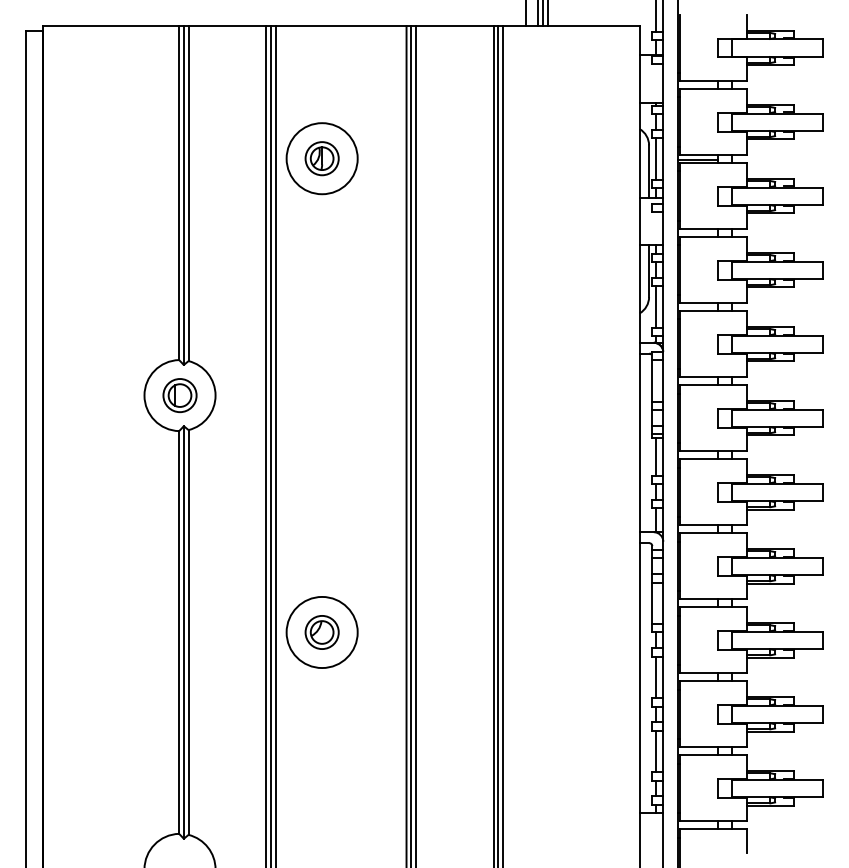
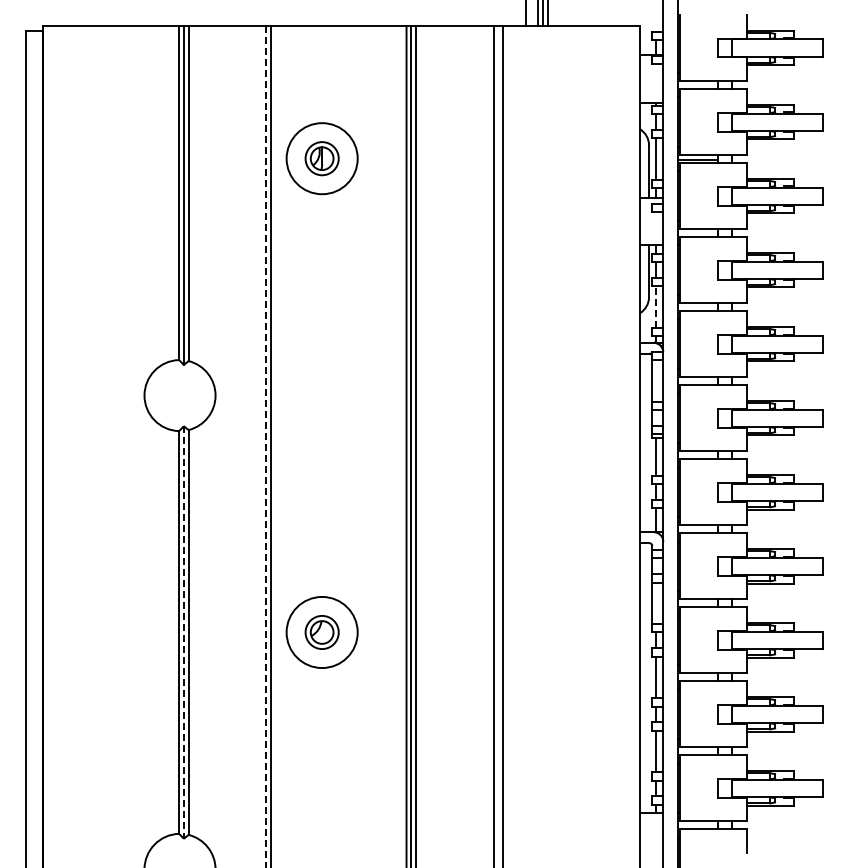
line: present -> none (655, 16)
line: solid -> dashed (655, 307)
part: present -> none (179, 395)
line: present -> none (275, 445)
line: present -> none (498, 445)
line: solid -> dashed (266, 447)
line: solid -> dashed (183, 632)
